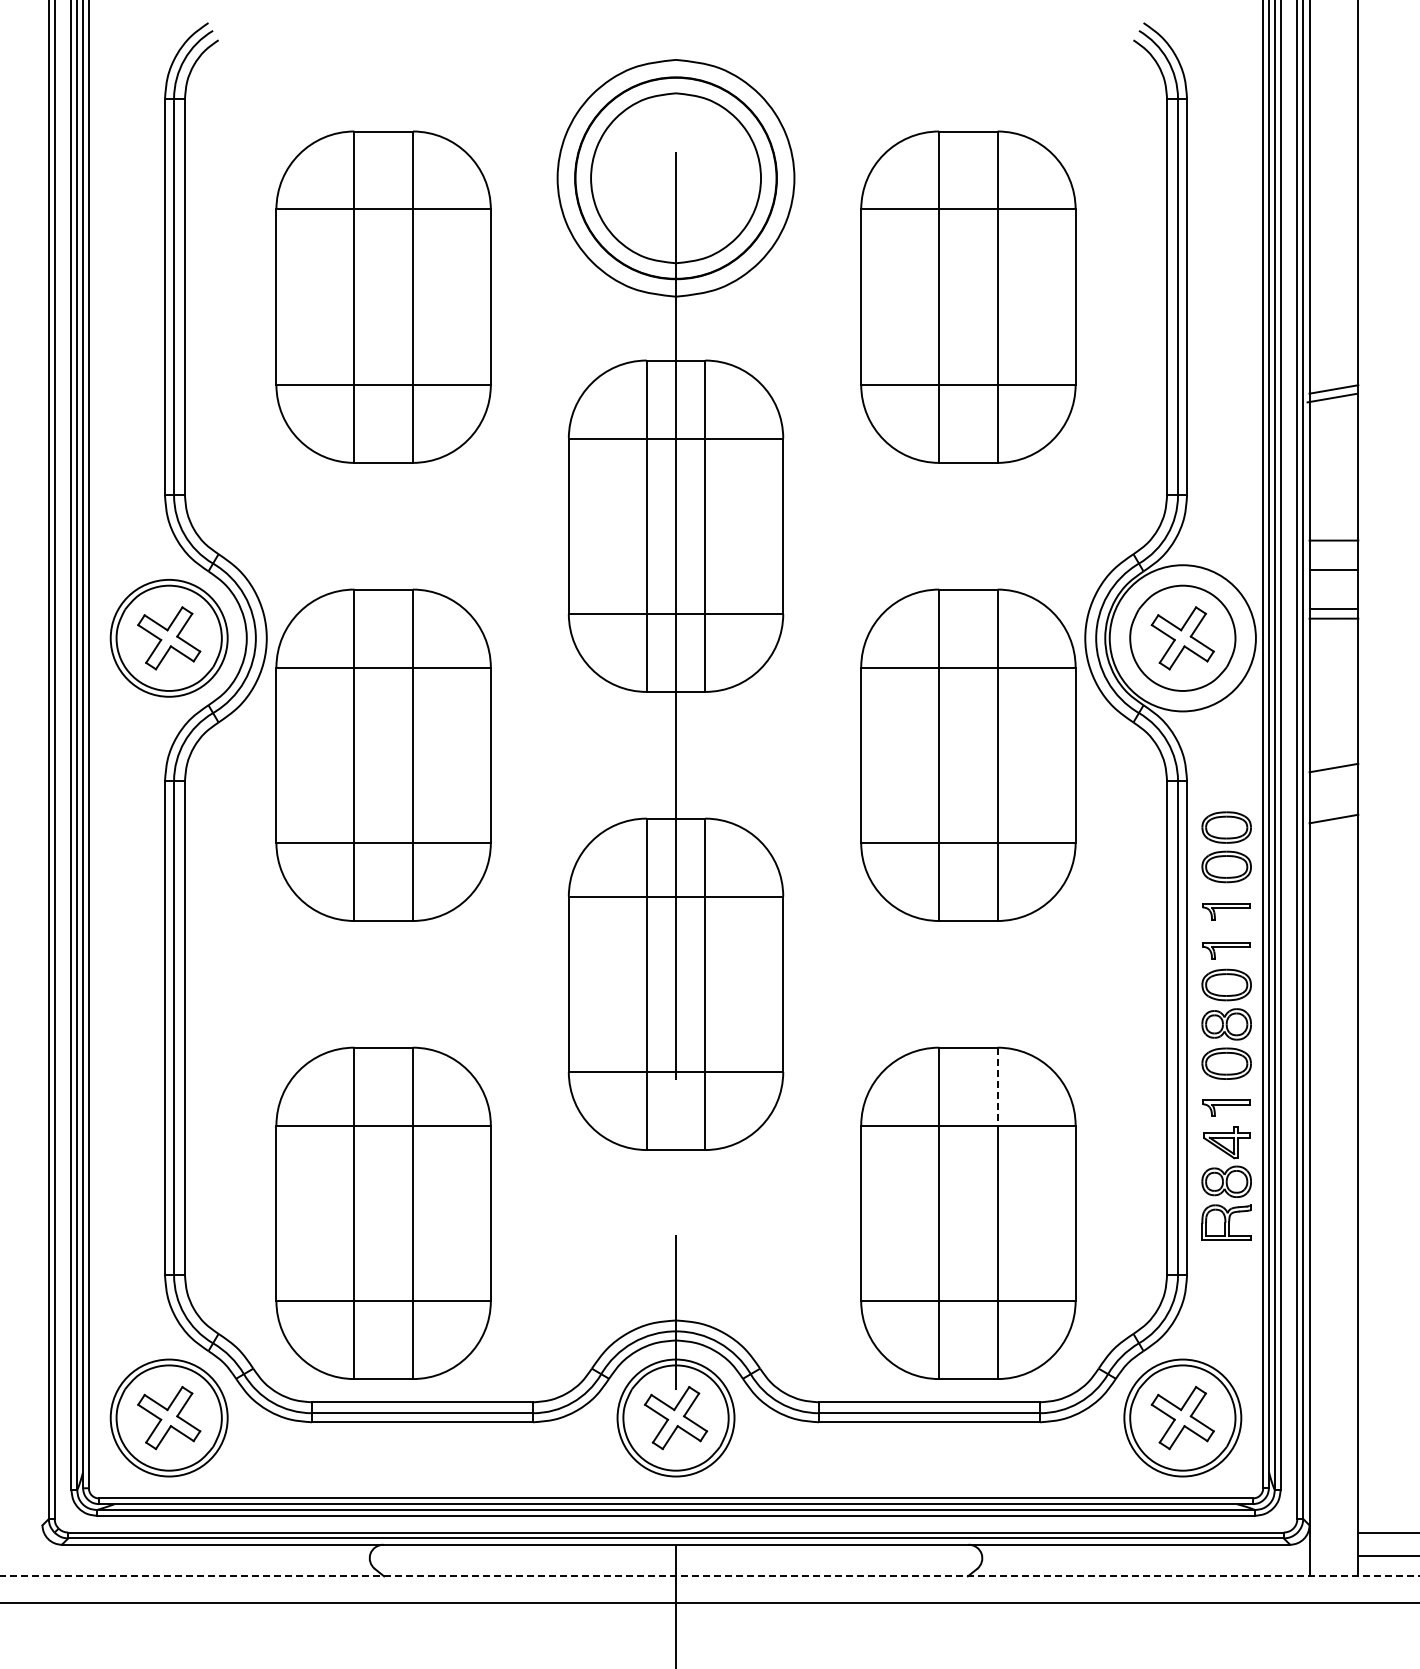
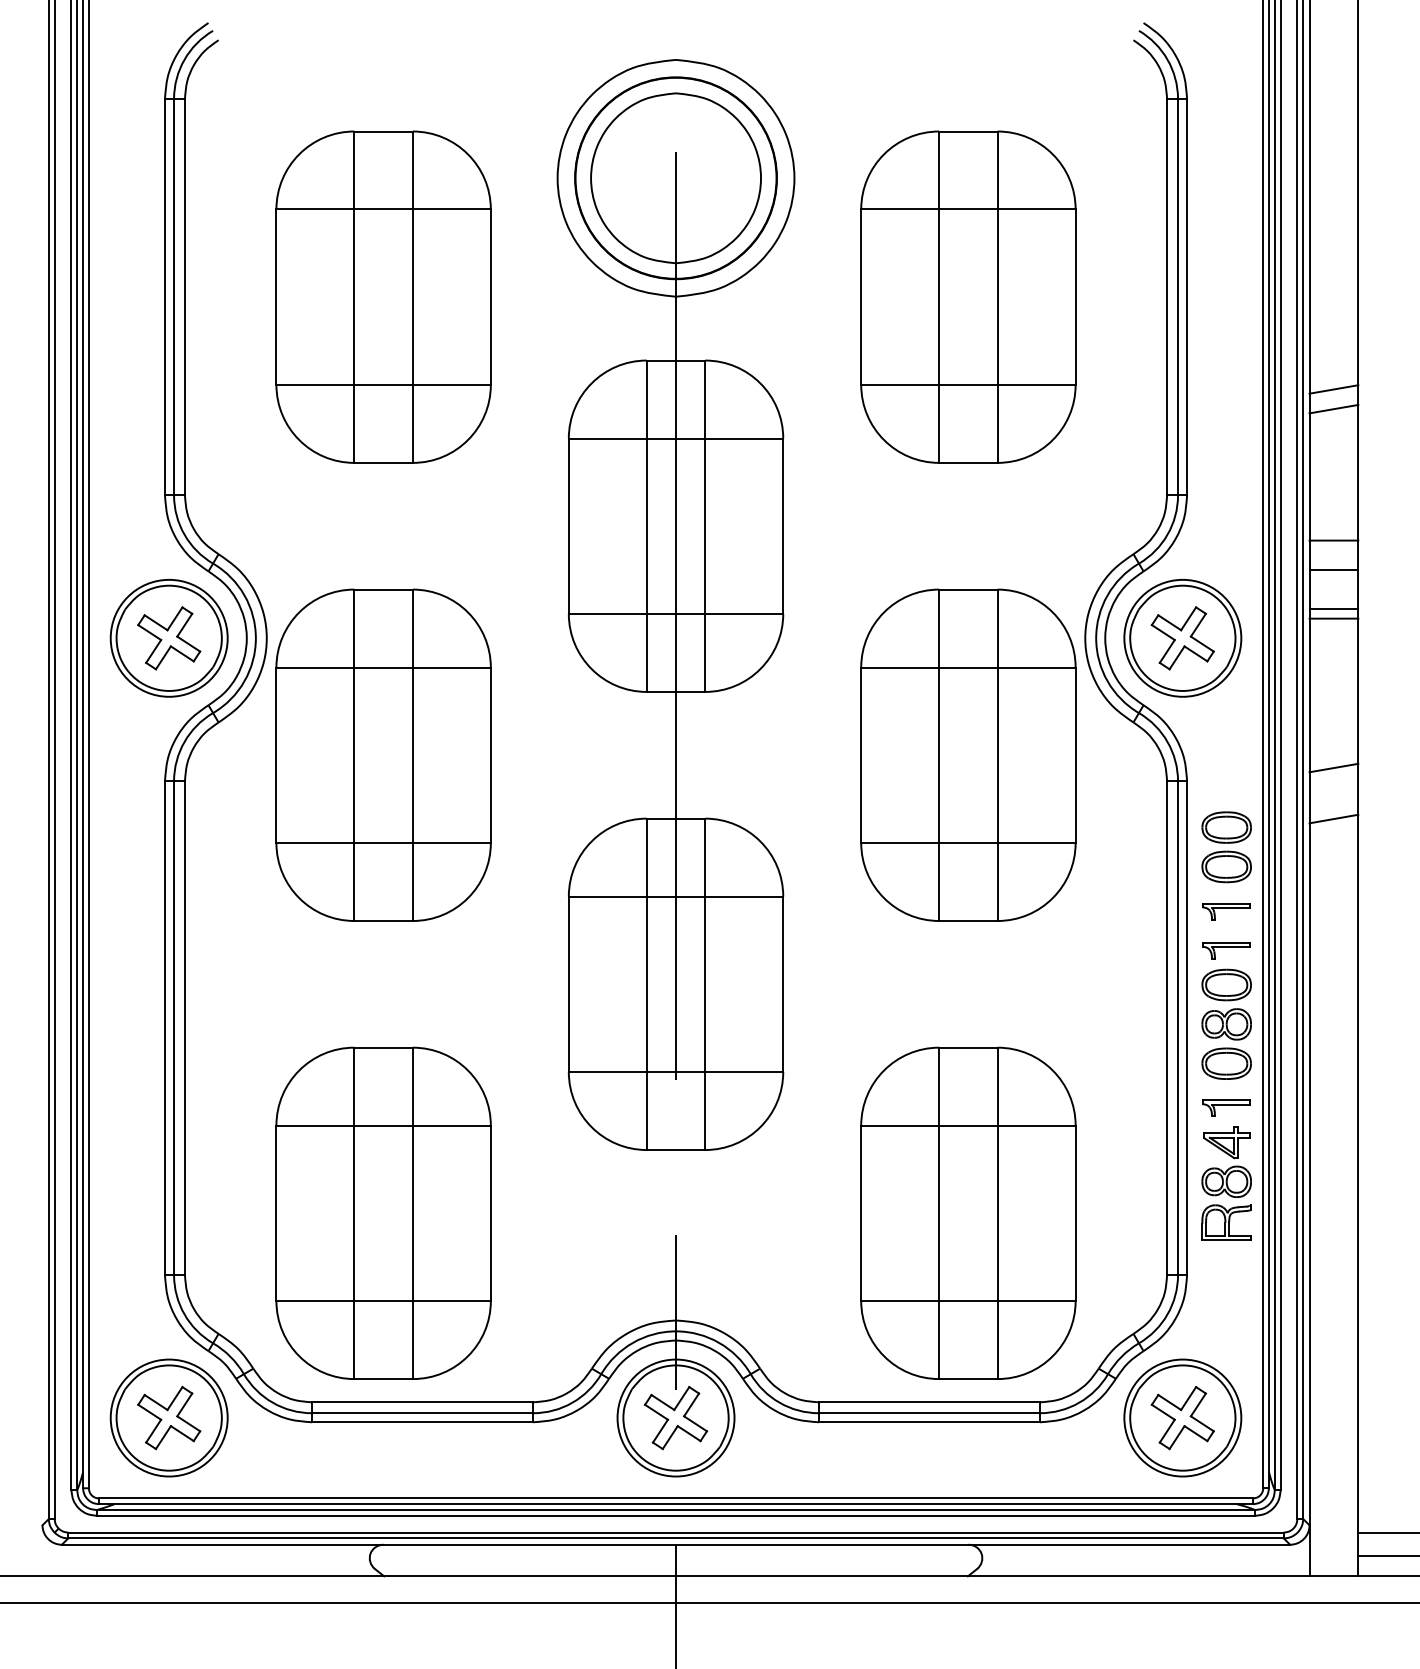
line position: (1331, 397) -> (1333, 408) (1333, 408)
circle diameter: 146 px -> 117 px (1182, 637)
line: dashed -> solid (997, 1086)
line: dashed -> solid (710, 1576)
